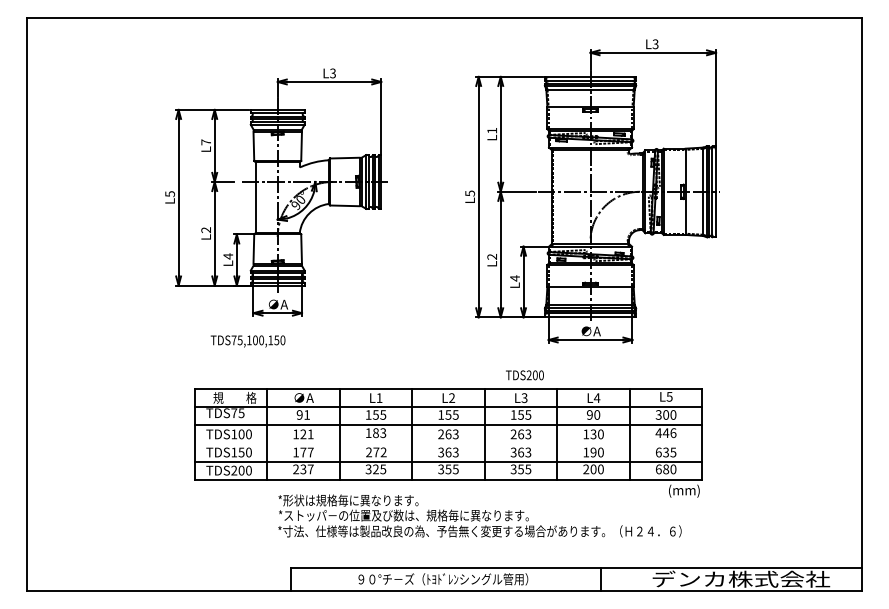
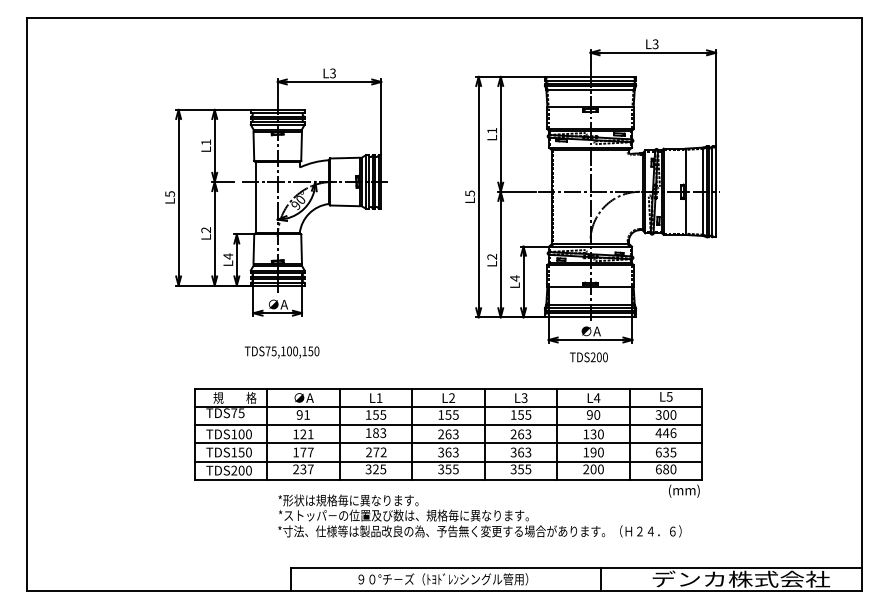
text: L7 -> L1 (205, 142)
text position: (247, 341) -> (281, 352) (281, 352)
text position: (524, 375) -> (588, 357) (588, 357)
line: none -> present (448, 443)
